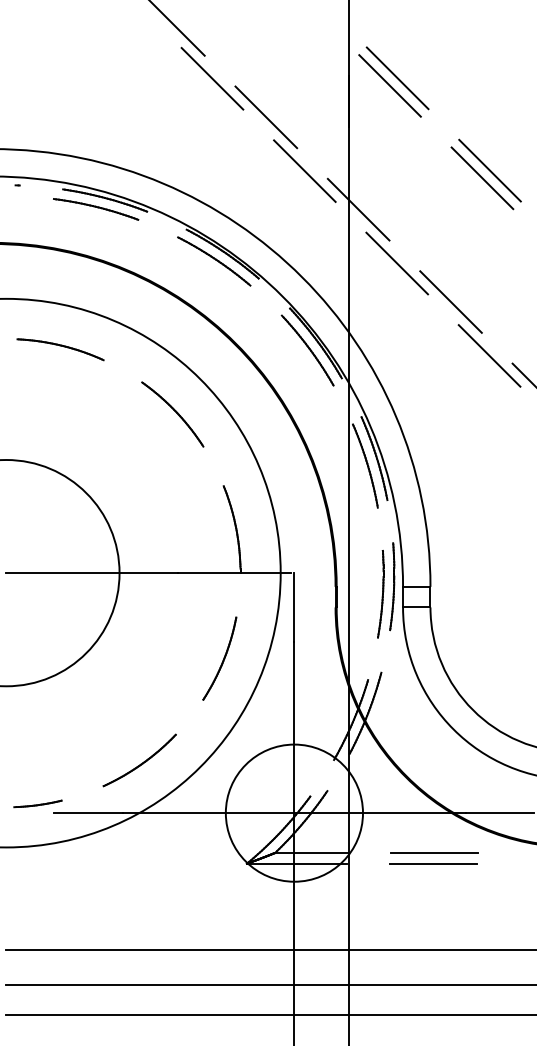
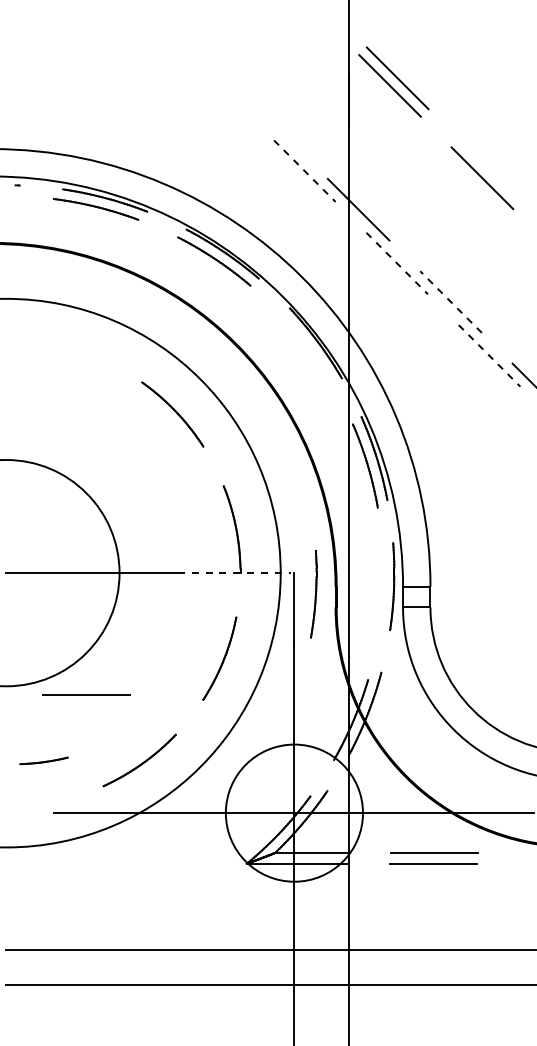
line: present -> none (177, 28)
line: present -> none (212, 78)
line: present -> none (266, 117)
line: present -> none (489, 170)
line: solid -> dashed (304, 171)
line: solid -> dashed (397, 263)
line: solid -> dashed (451, 302)
part: present -> none (60, 349)
part: present -> none (307, 350)
line: solid -> dashed (489, 355)
line: solid -> dashed (234, 573)
part position: (380, 594) -> (313, 594) (313, 594)
line: none -> present (86, 694)
part position: (37, 803) -> (43, 760) (43, 760)
line: present -> none (269, 1014)
